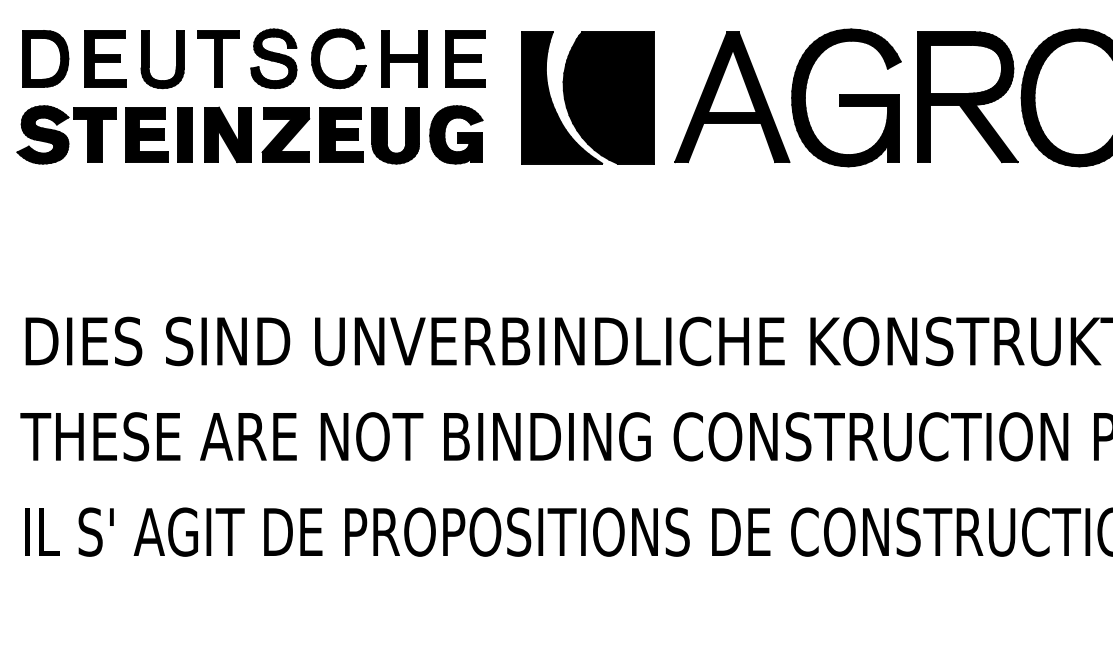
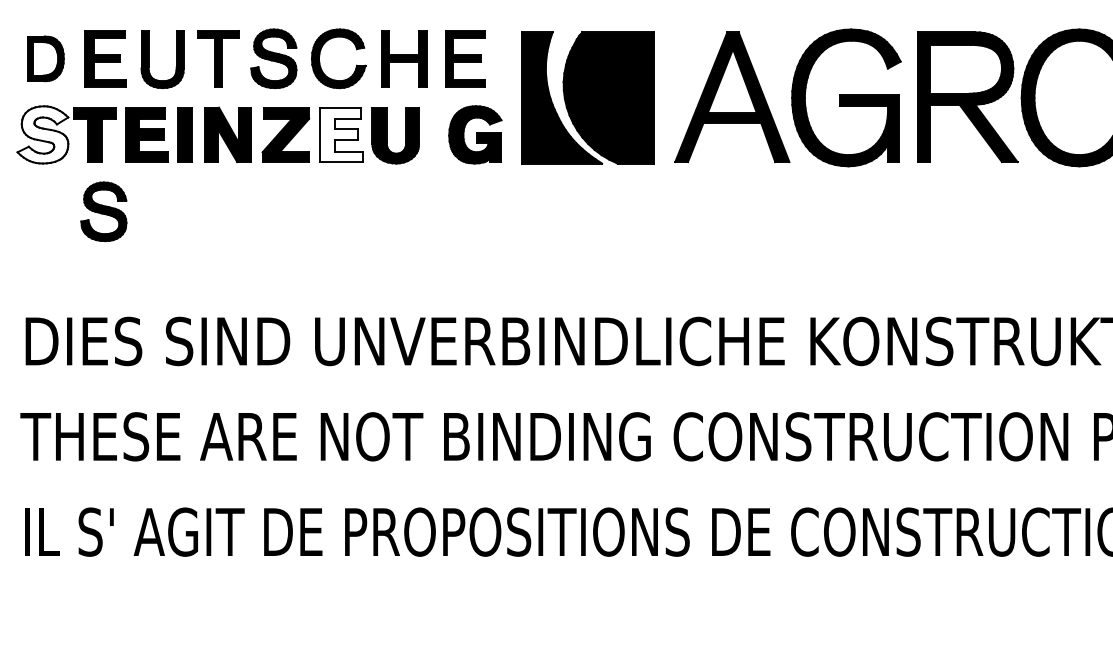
part size: 48x58 px -> 38x48 px (45, 58)
fill: present -> none (42, 134)
fill: present -> none (341, 134)
part position: (456, 134) -> (475, 134) (475, 134)
part: none -> present (103, 211)
